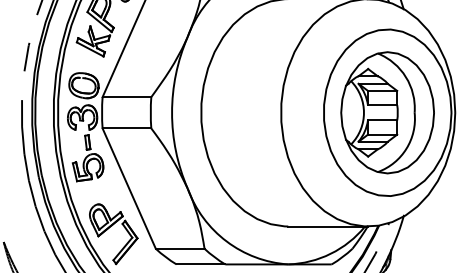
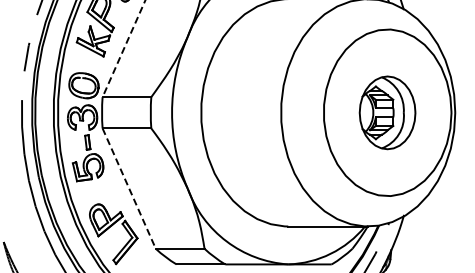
line: solid -> dashed (123, 48)
part size: 95x124 px -> 59x76 px (387, 112)
line: solid -> dashed (129, 188)
